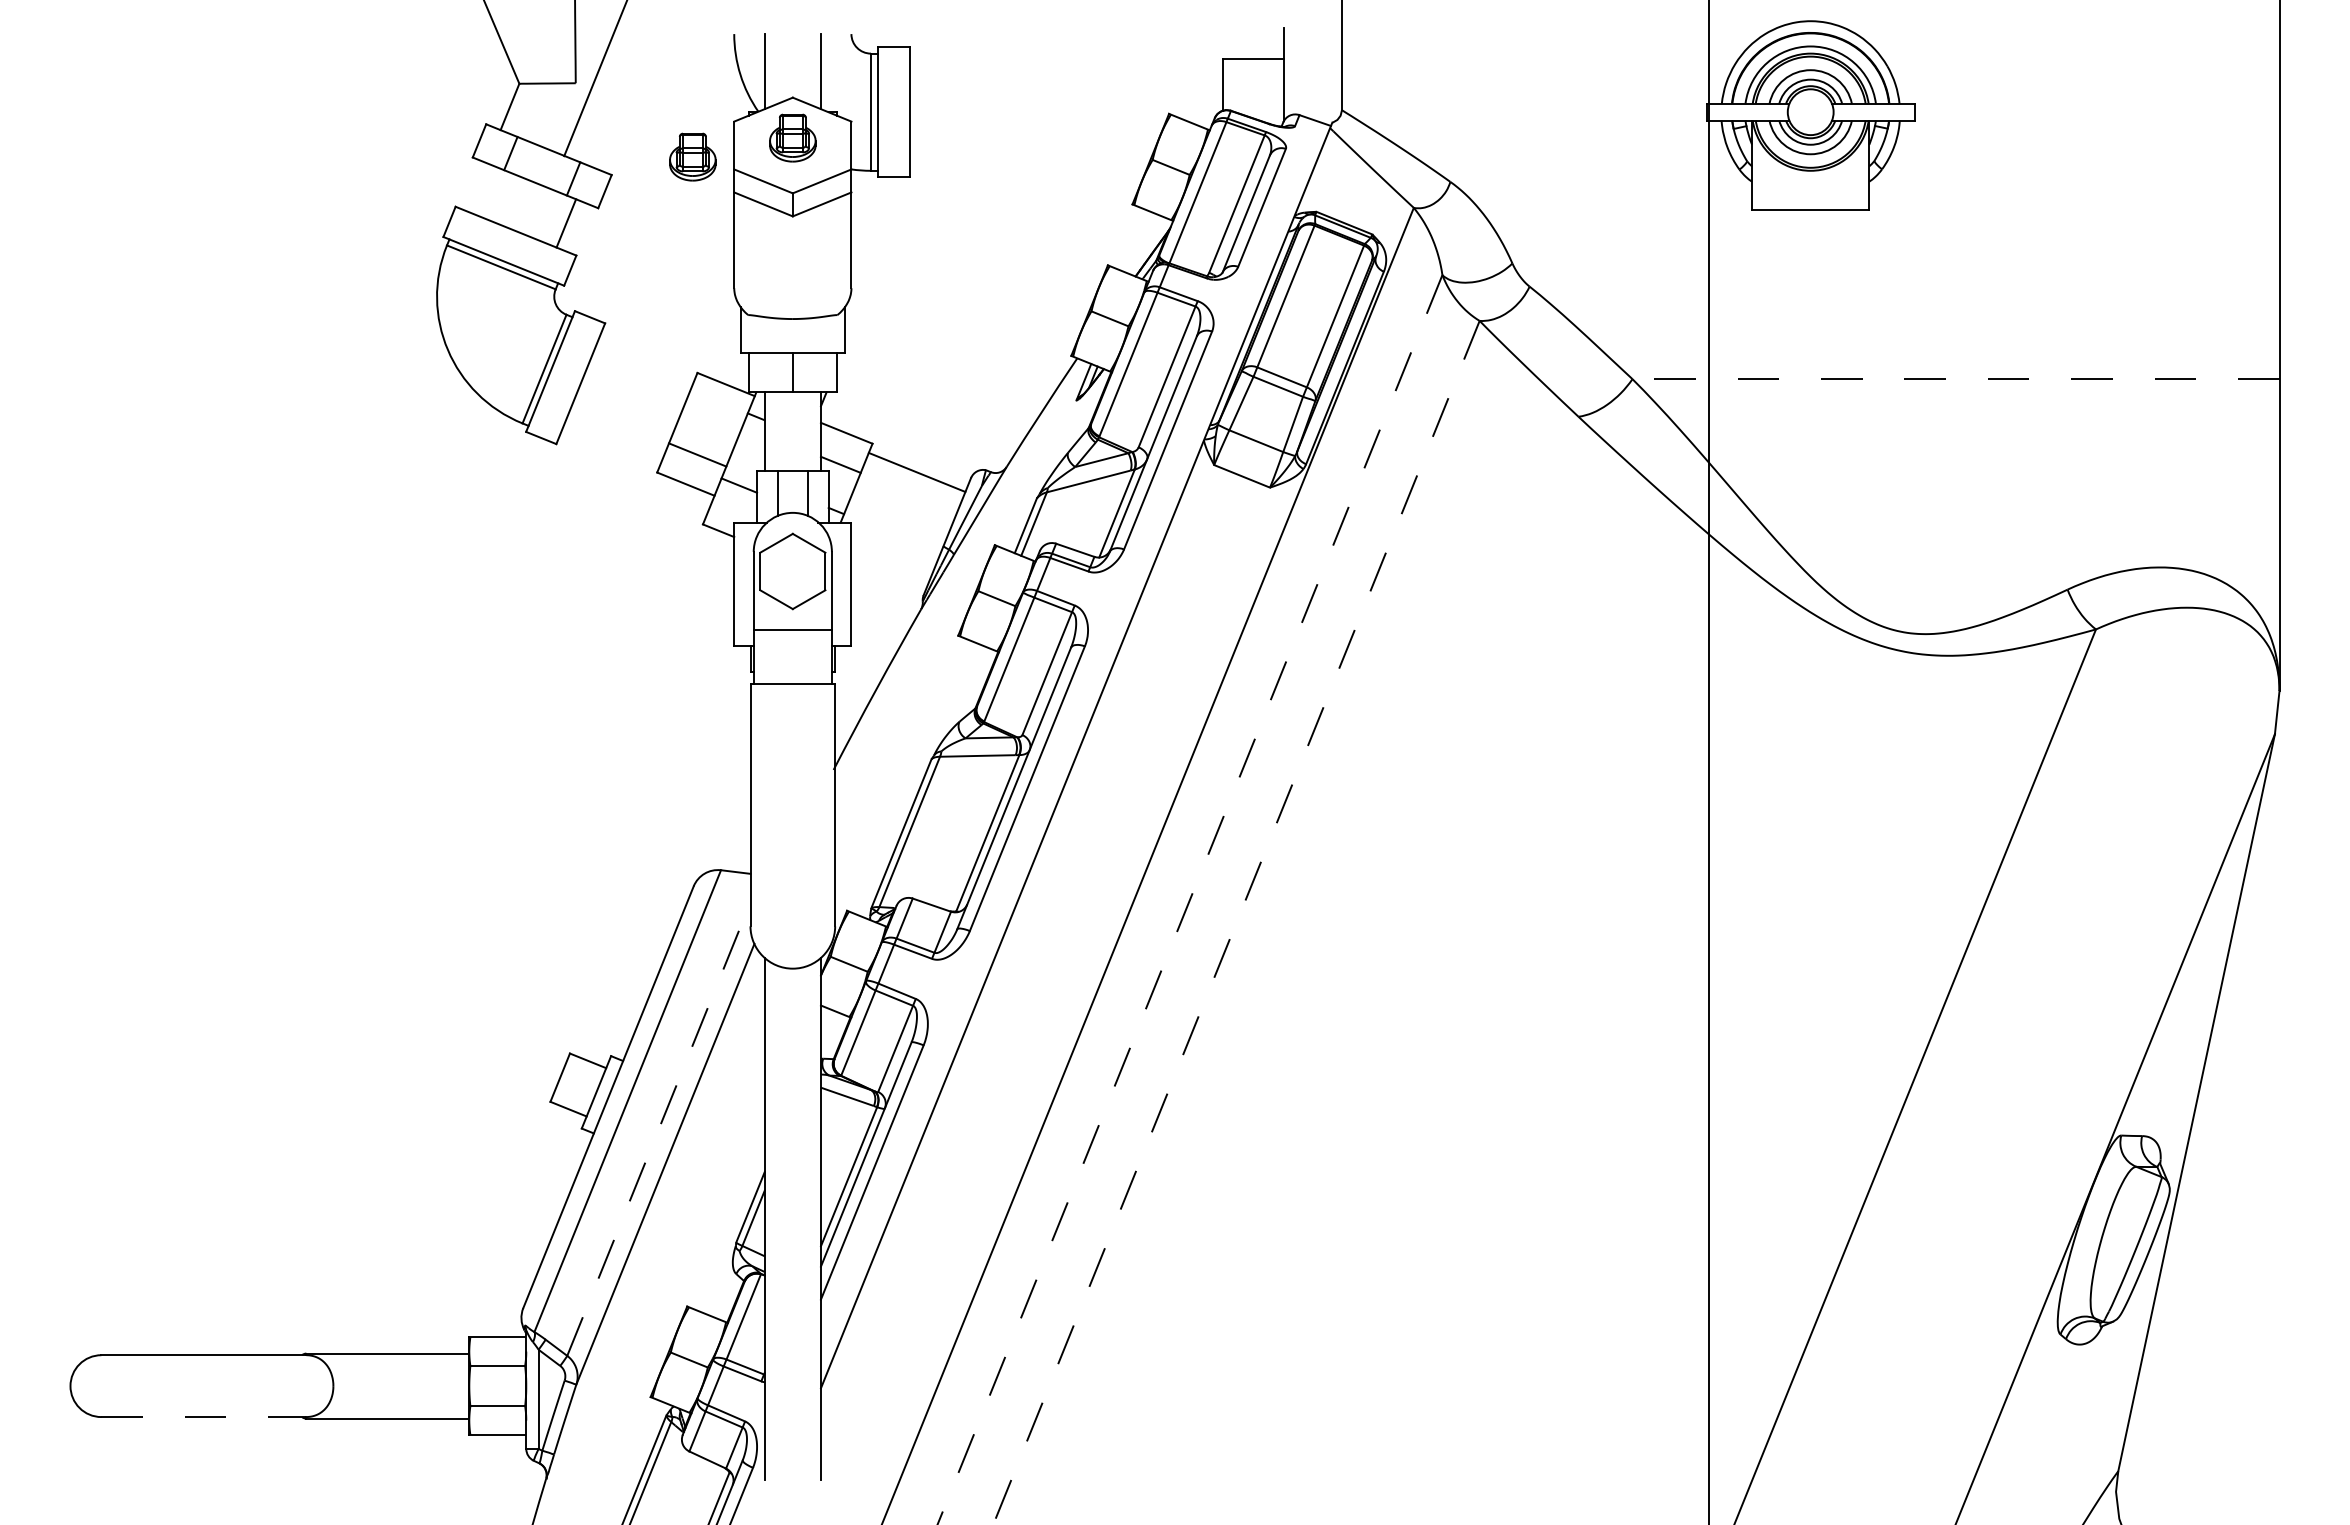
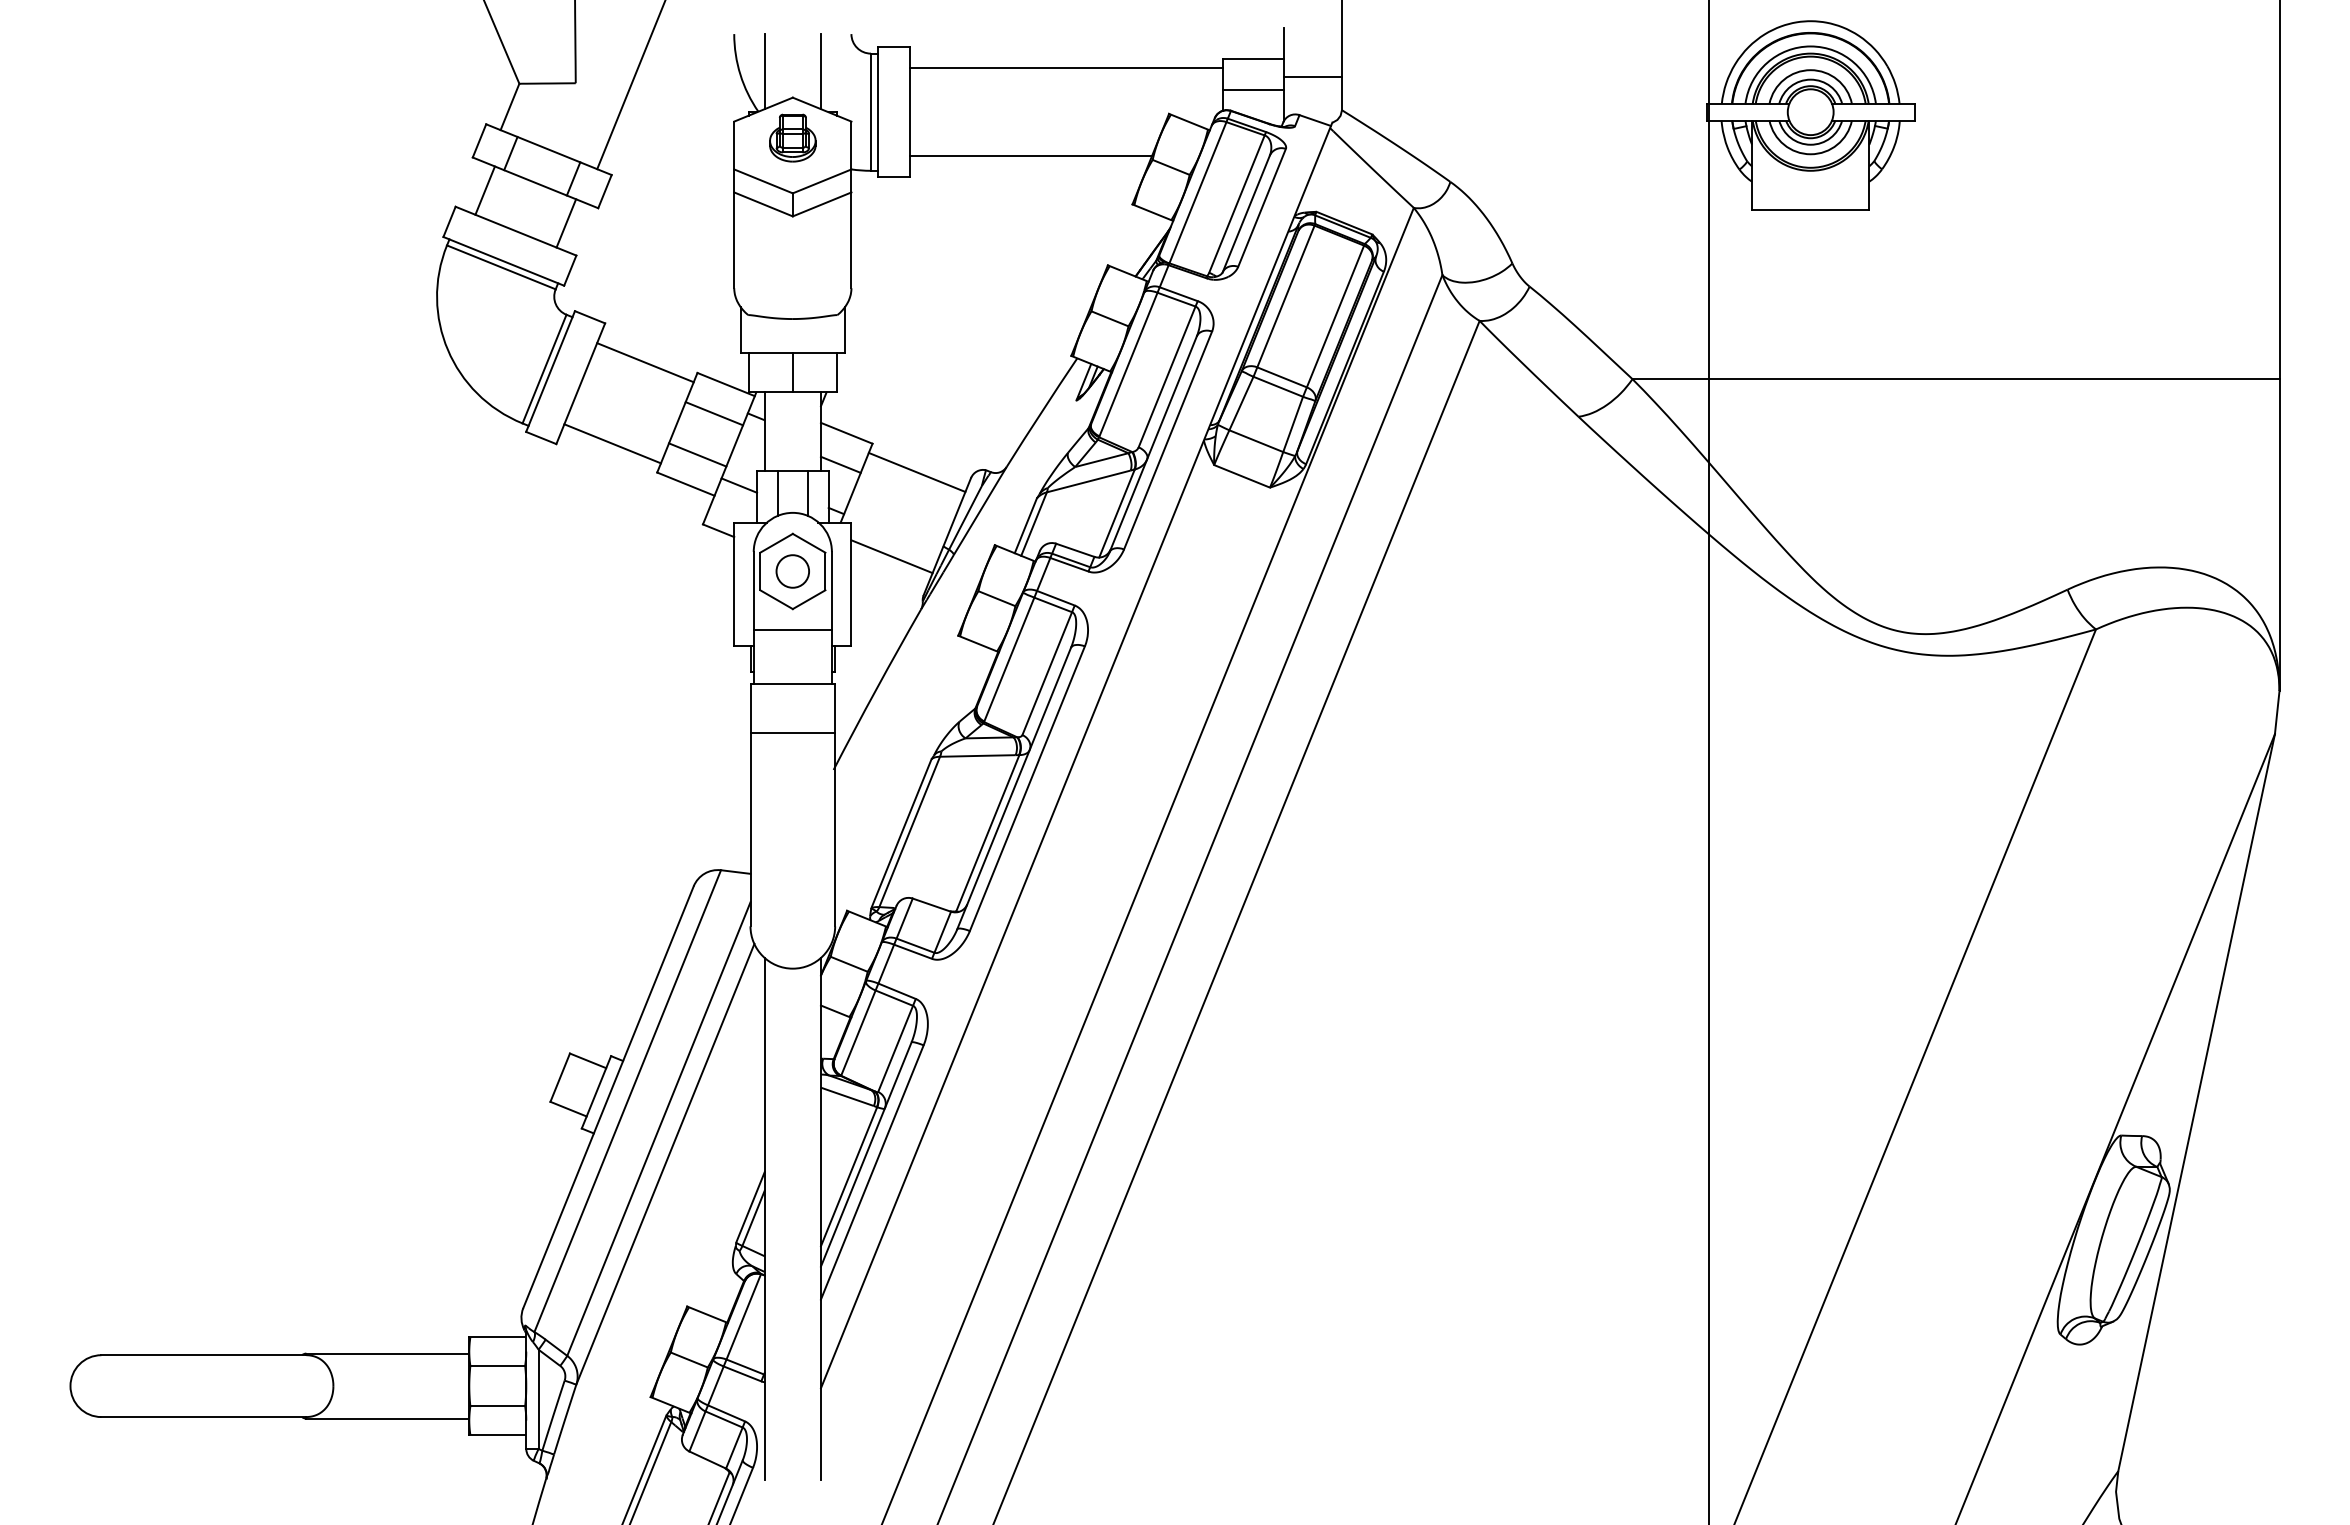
line: none -> present (1066, 68)
line: none -> present (1312, 77)
line position: (595, 79) -> (630, 85) (630, 85)
line: none -> present (1253, 89)
line: none -> present (1031, 155)
part: present -> none (692, 156)
line: none -> present (484, 190)
line: none -> present (645, 362)
line: dashed -> solid (1955, 379)
line: none -> present (714, 413)
line: none -> present (612, 443)
line: none -> present (891, 556)
circle: none -> present (792, 571)
line: none -> present (792, 733)
line: dashed -> solid (1189, 900)
line: dashed -> solid (1236, 923)
line: dashed -> solid (658, 1129)
line: dashed -> solid (204, 1417)
